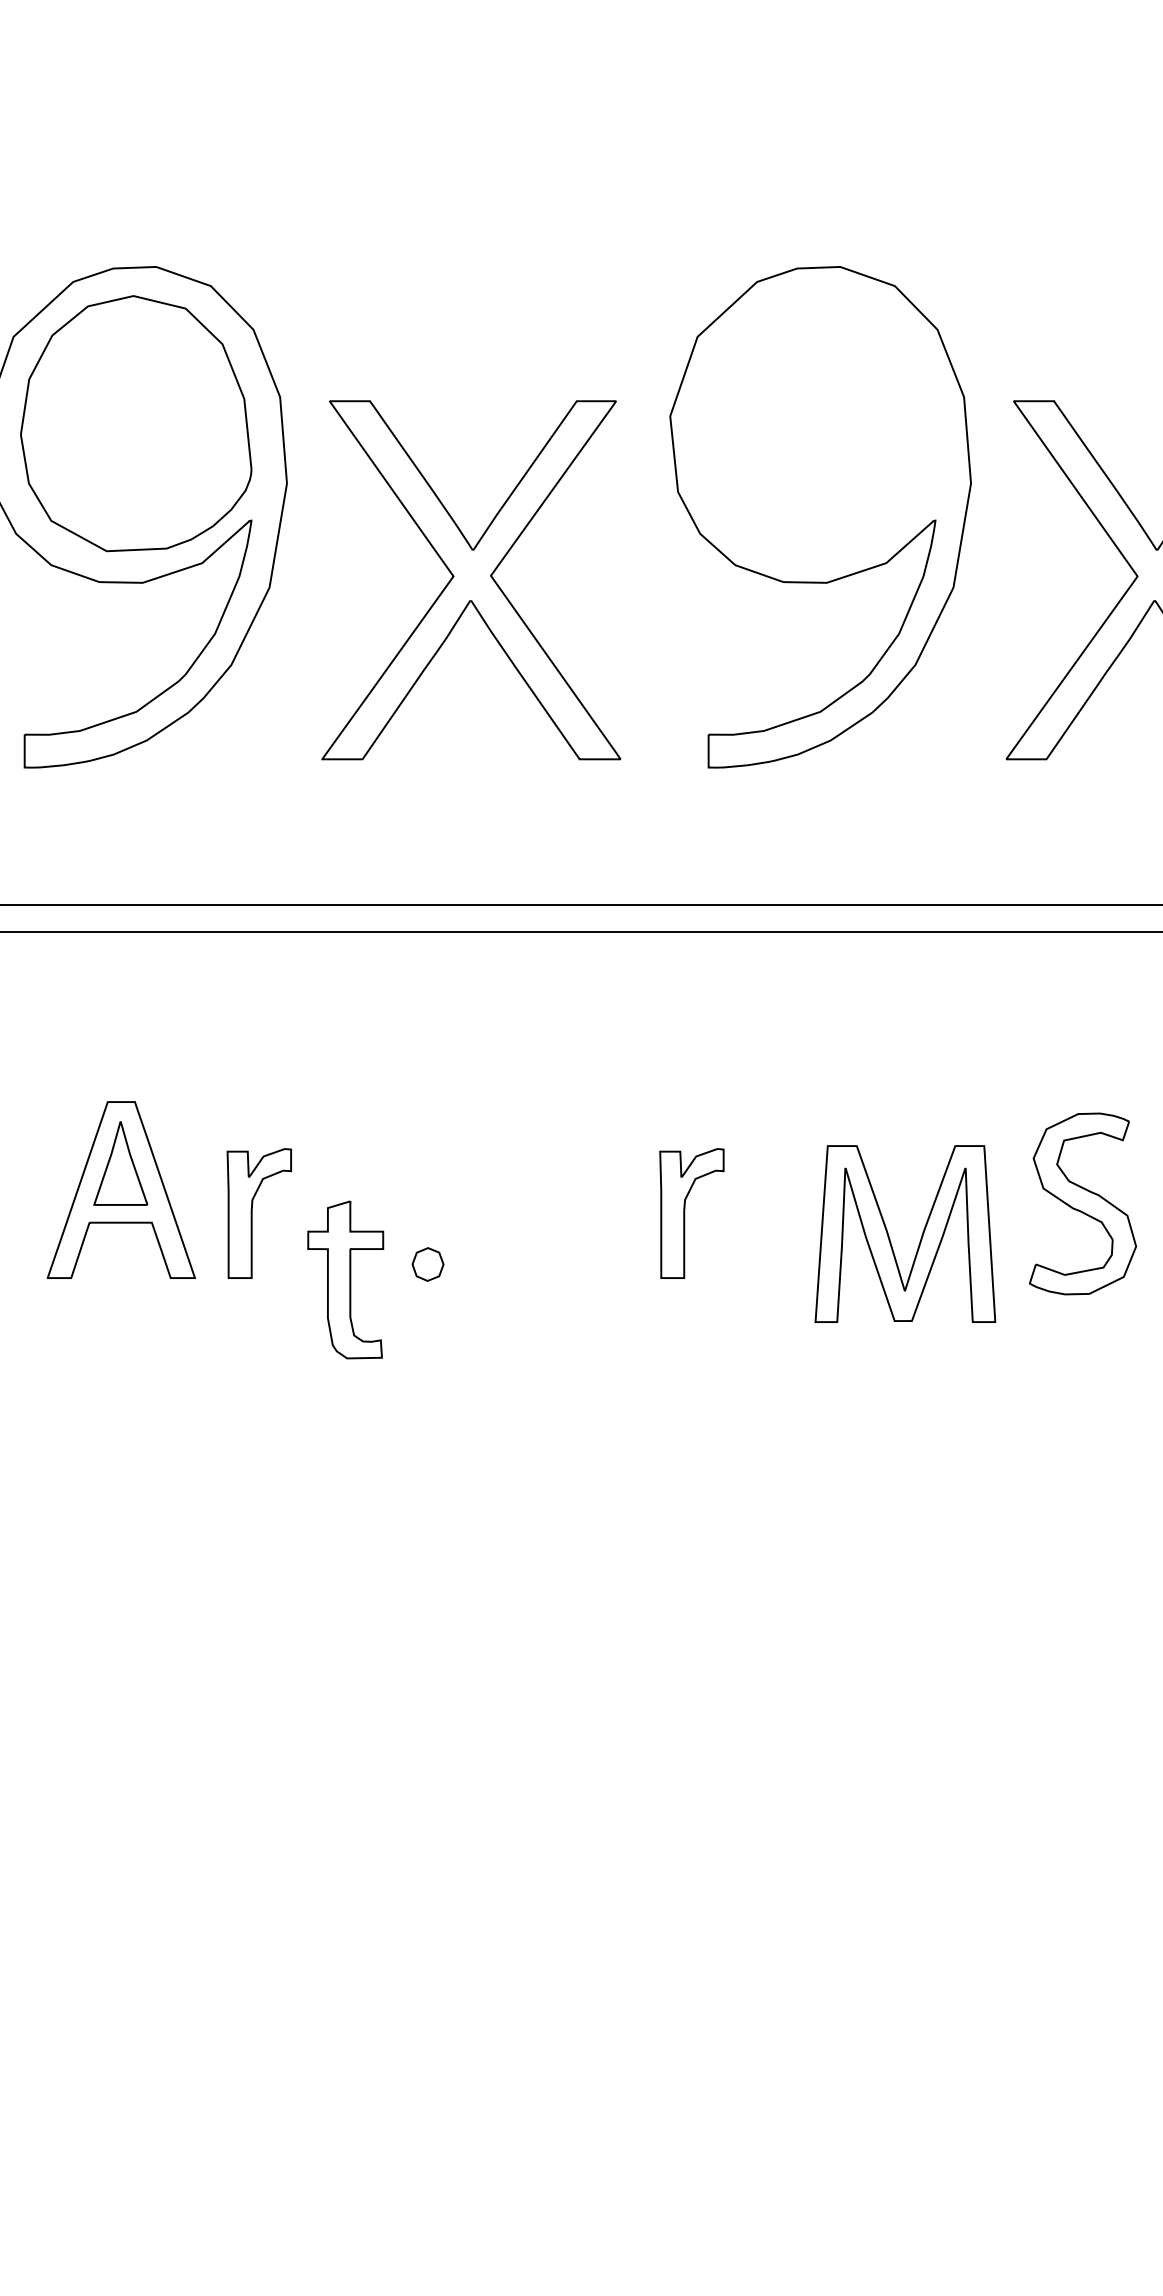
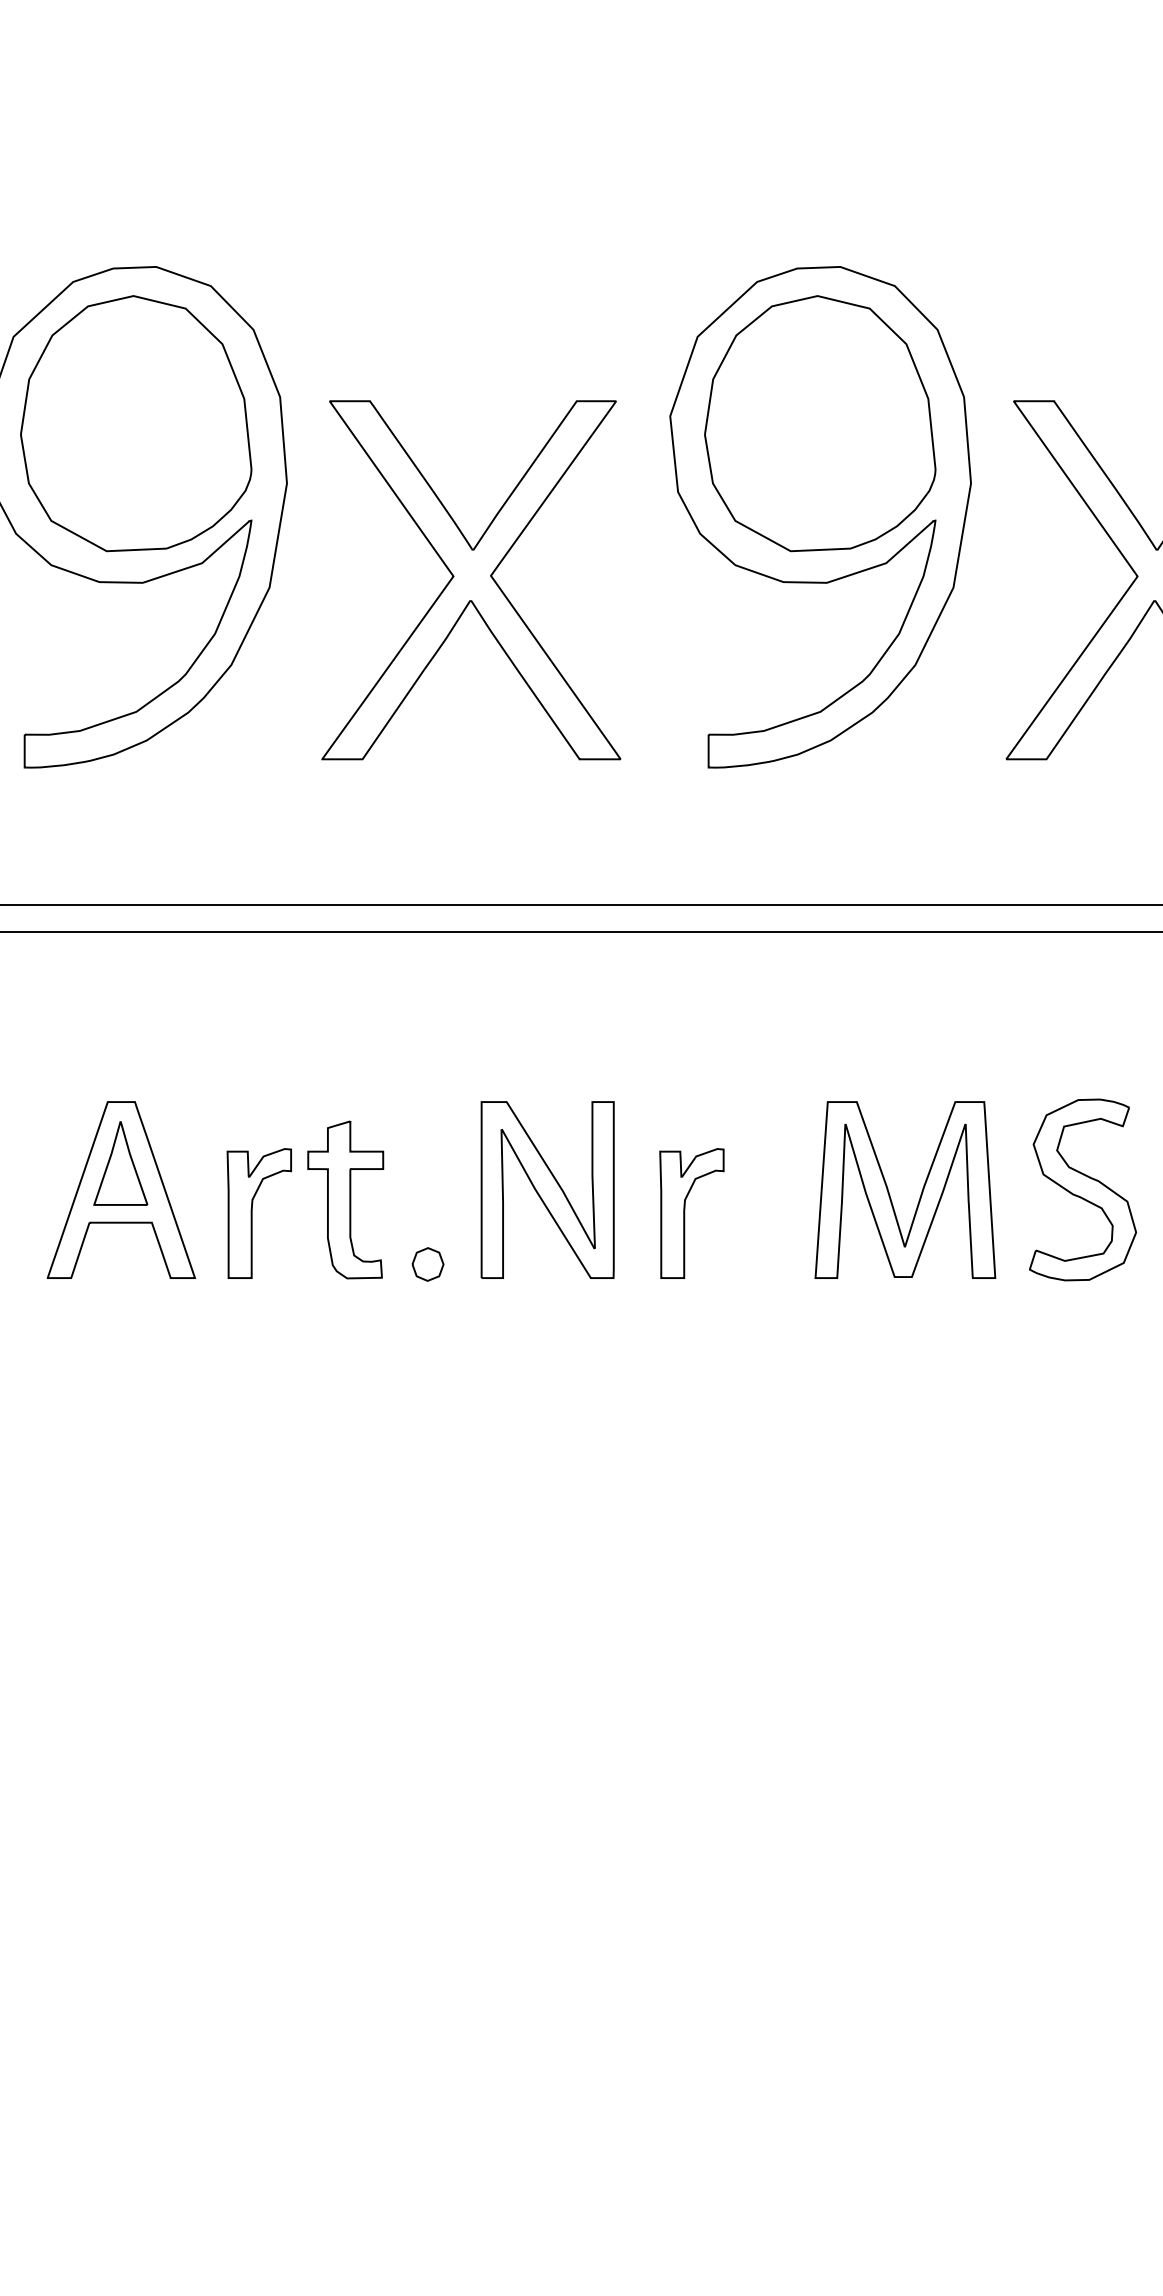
part: none -> present (820, 423)
part: none -> present (547, 1189)
part position: (1083, 1203) -> (1083, 1189) (1083, 1189)
part position: (920, 1238) -> (920, 1194) (920, 1194)
part position: (345, 1279) -> (345, 1199) (345, 1199)
